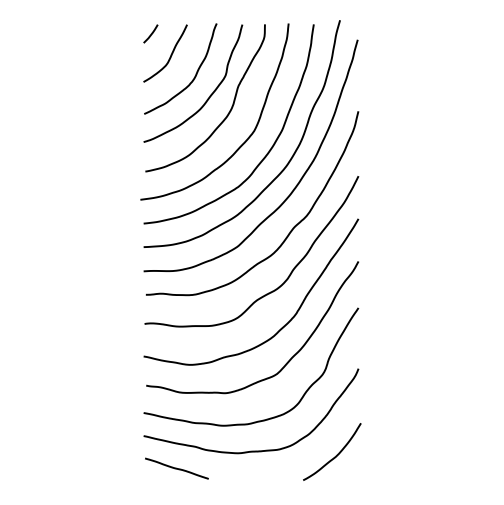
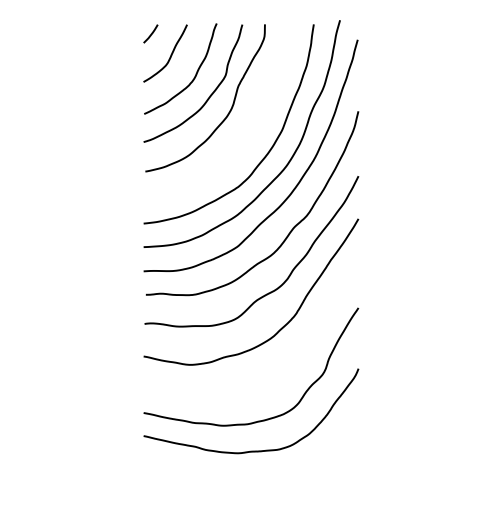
curve: present -> none (247, 137)
curve: present -> none (287, 361)
curve: present -> none (336, 454)
line: present -> none (176, 468)
